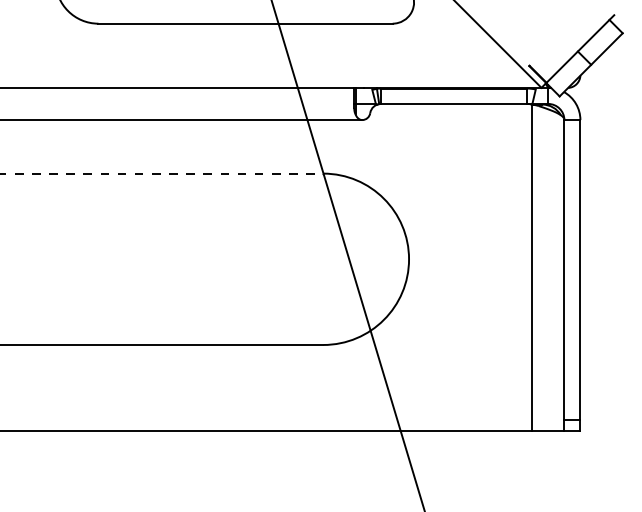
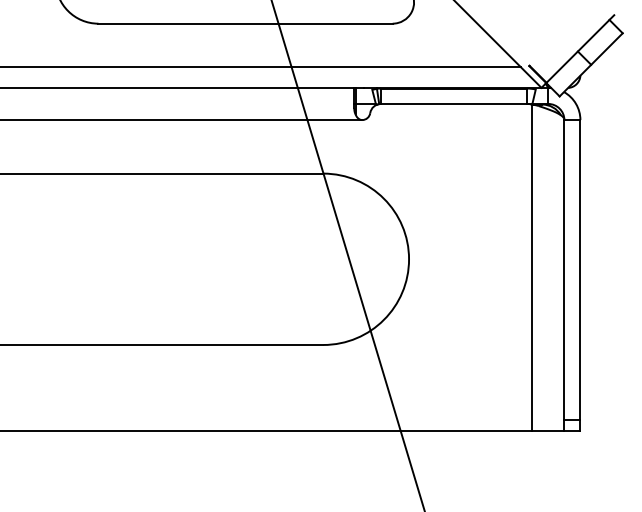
line: none -> present (261, 67)
line: dashed -> solid (162, 173)
